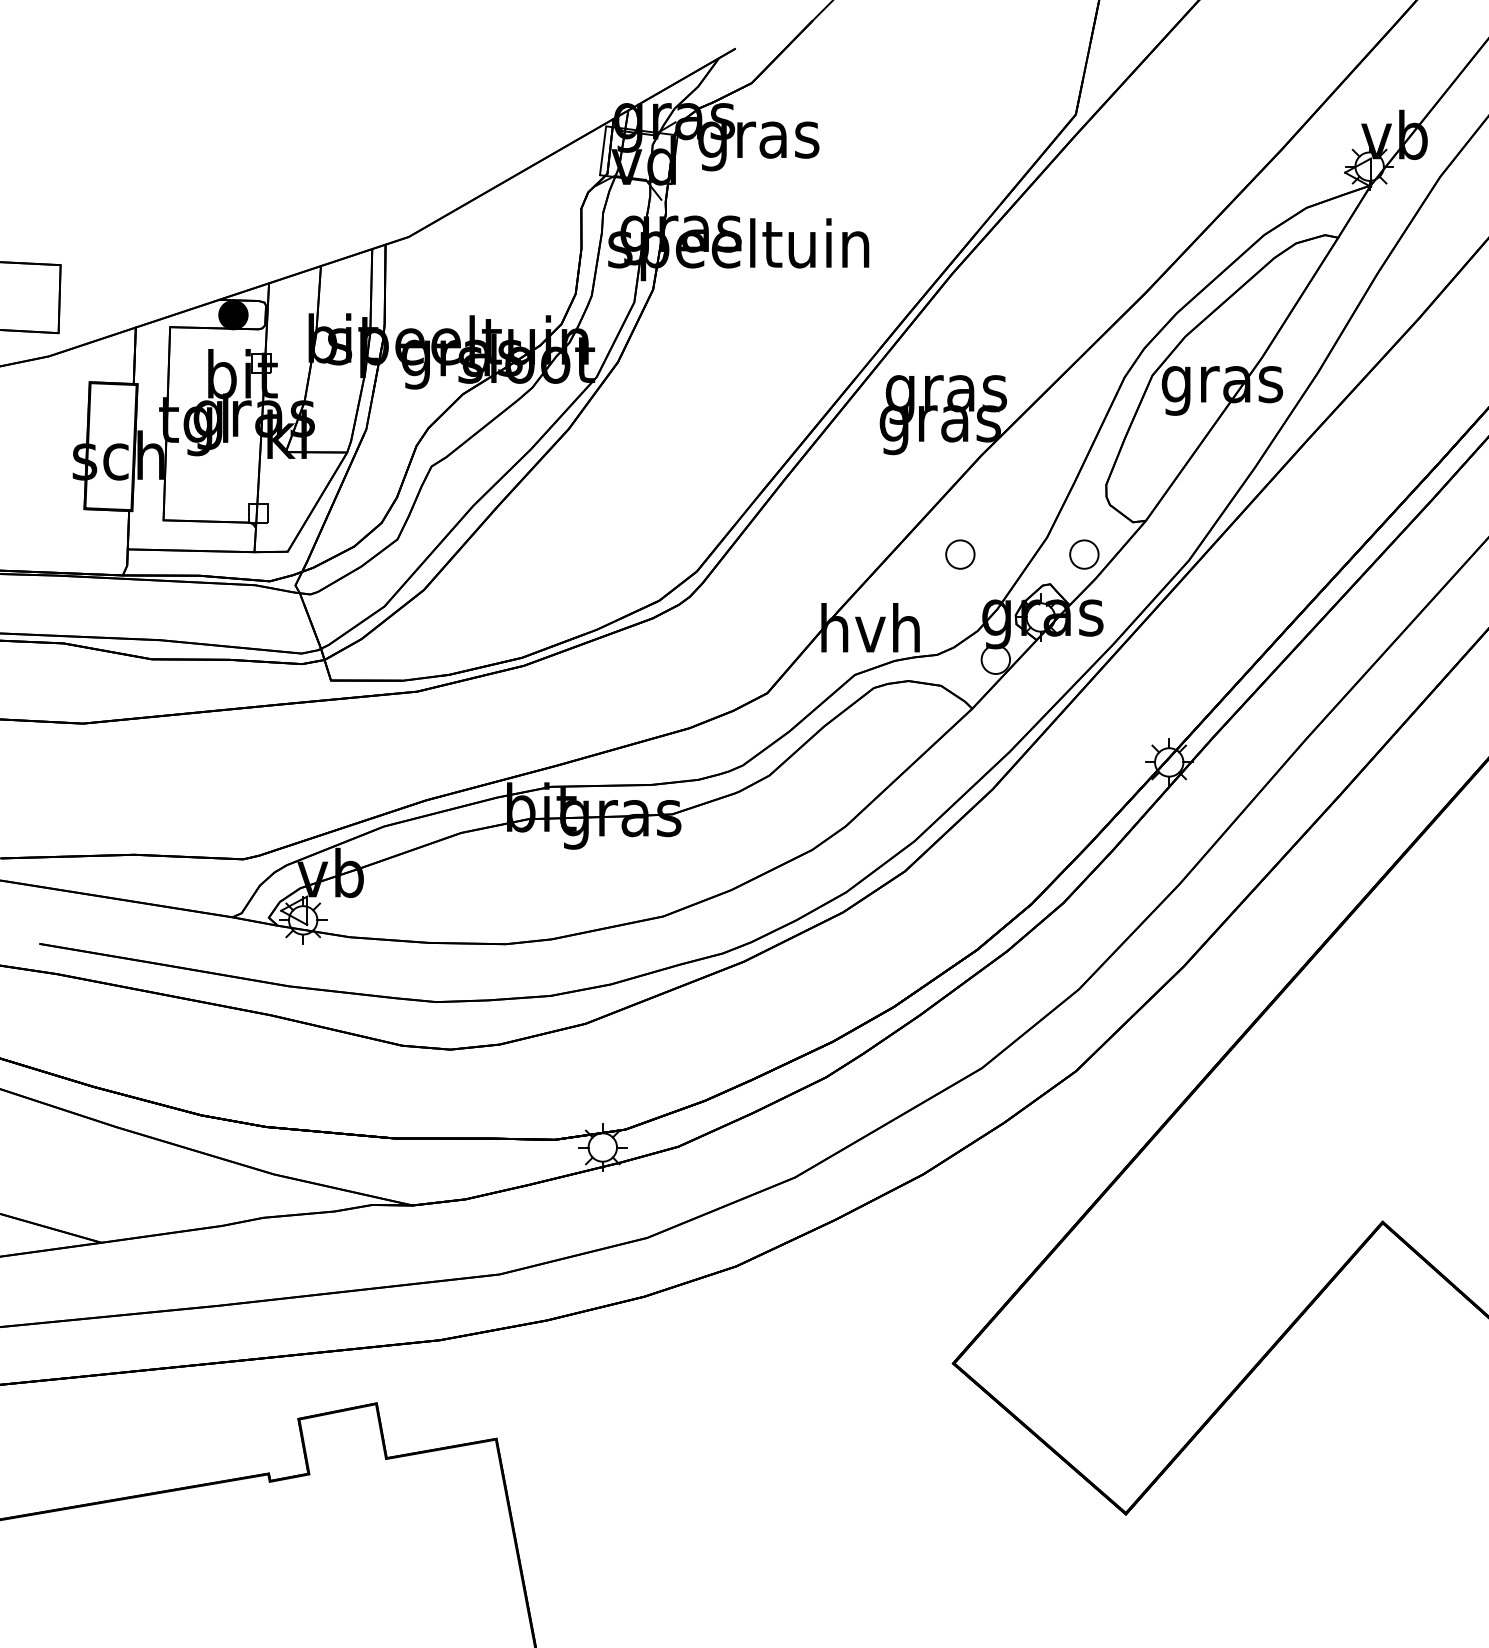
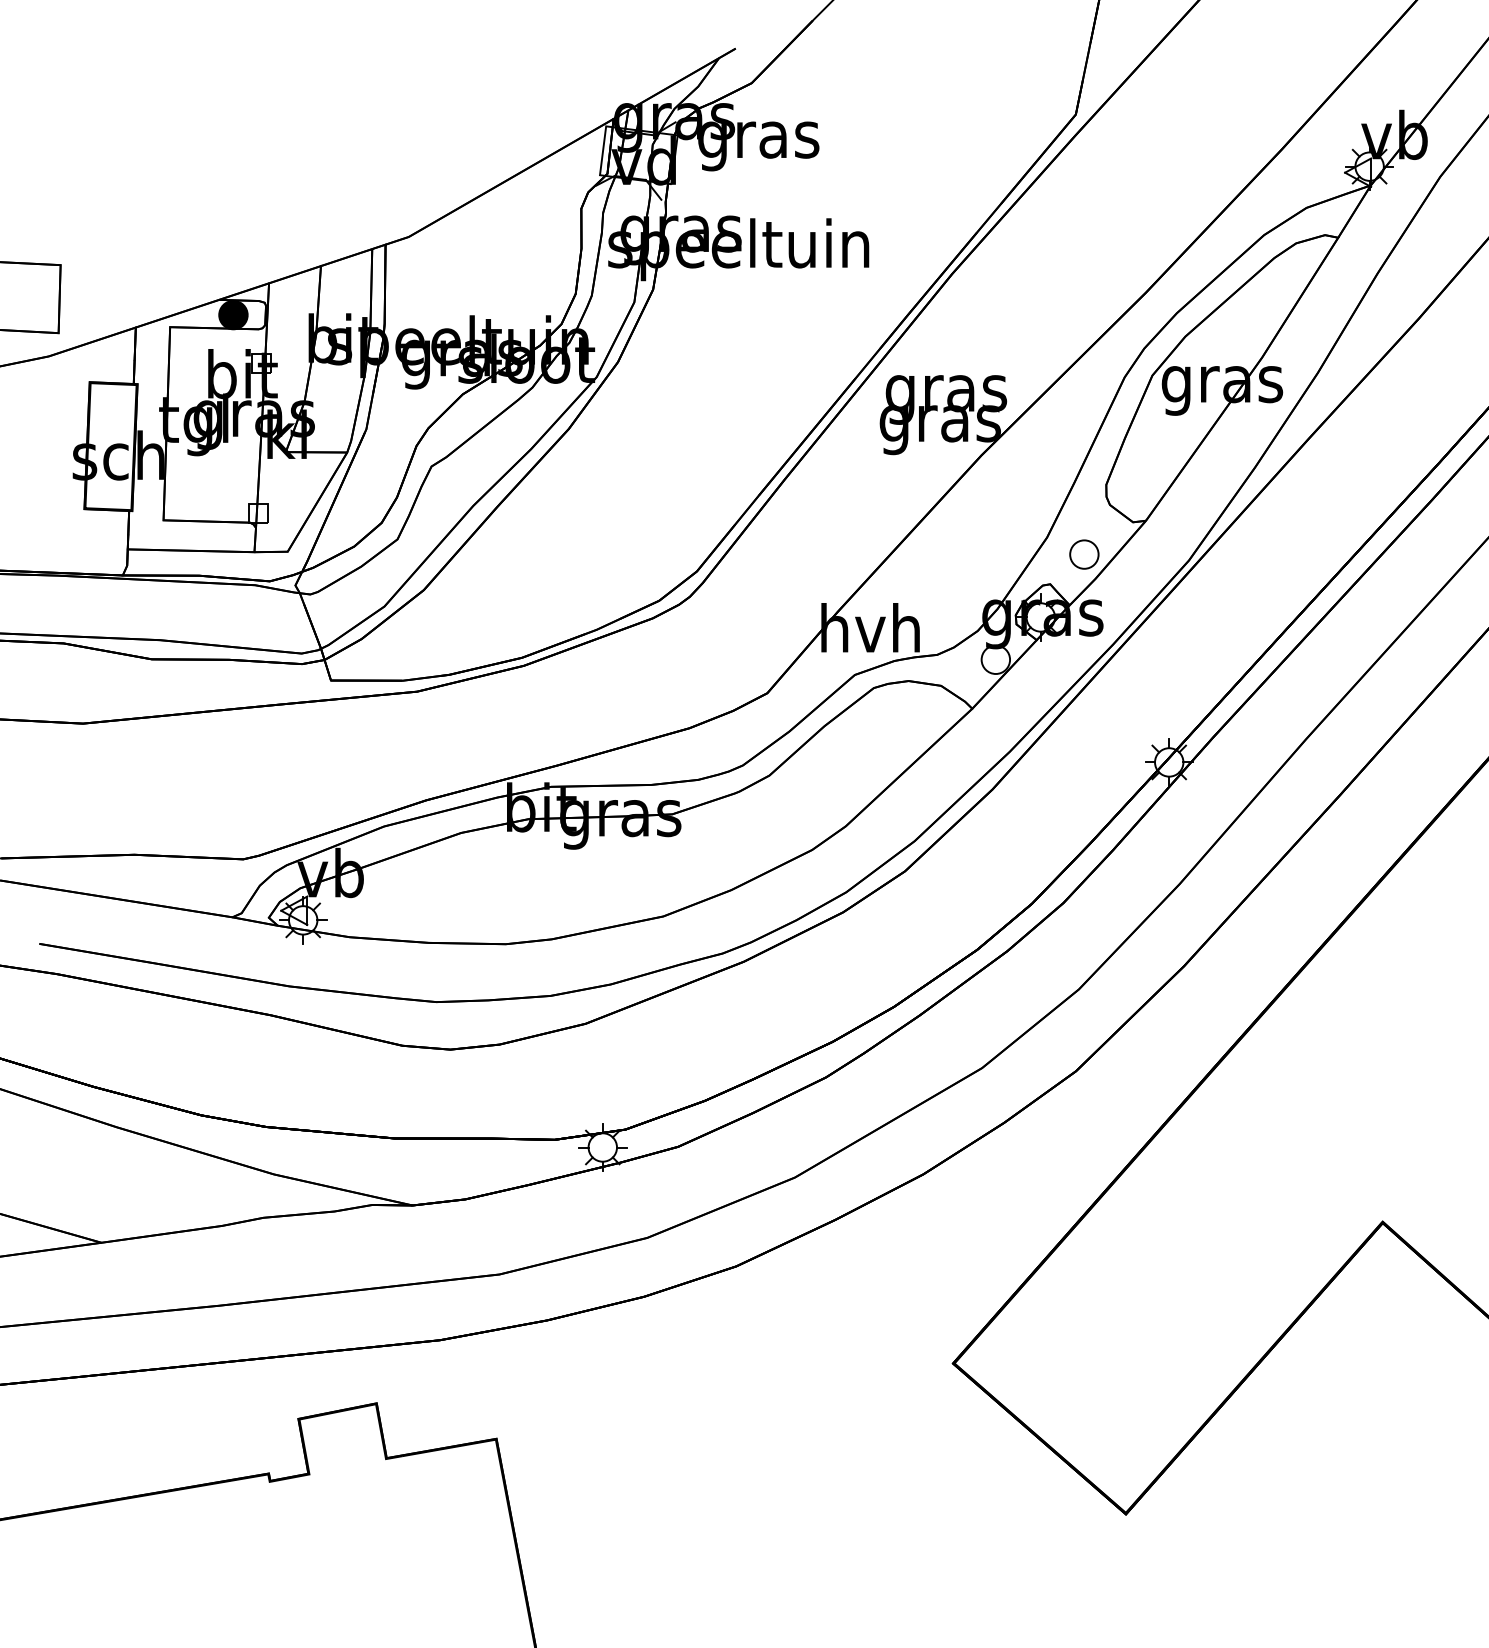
part: present -> none (960, 554)
